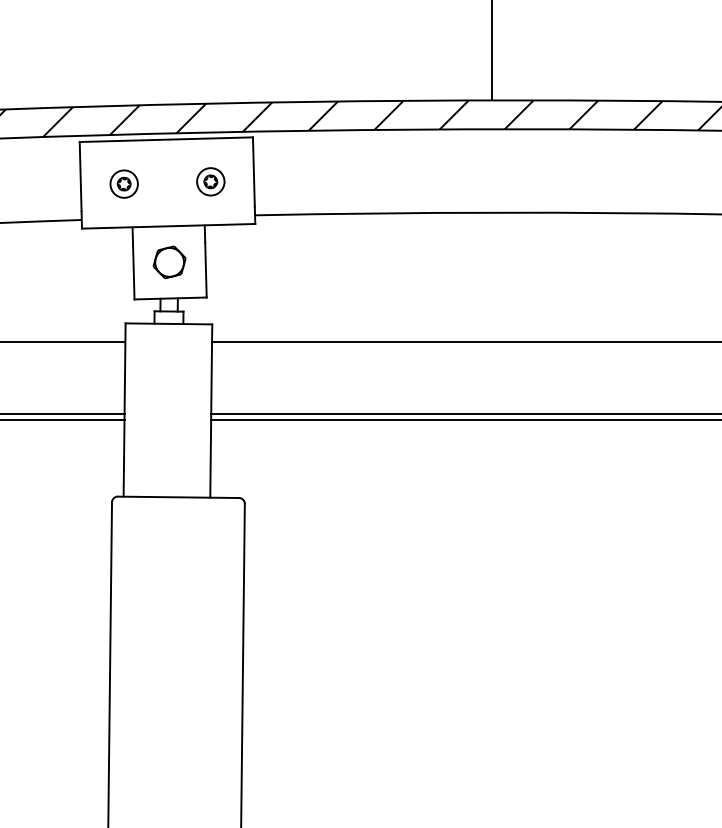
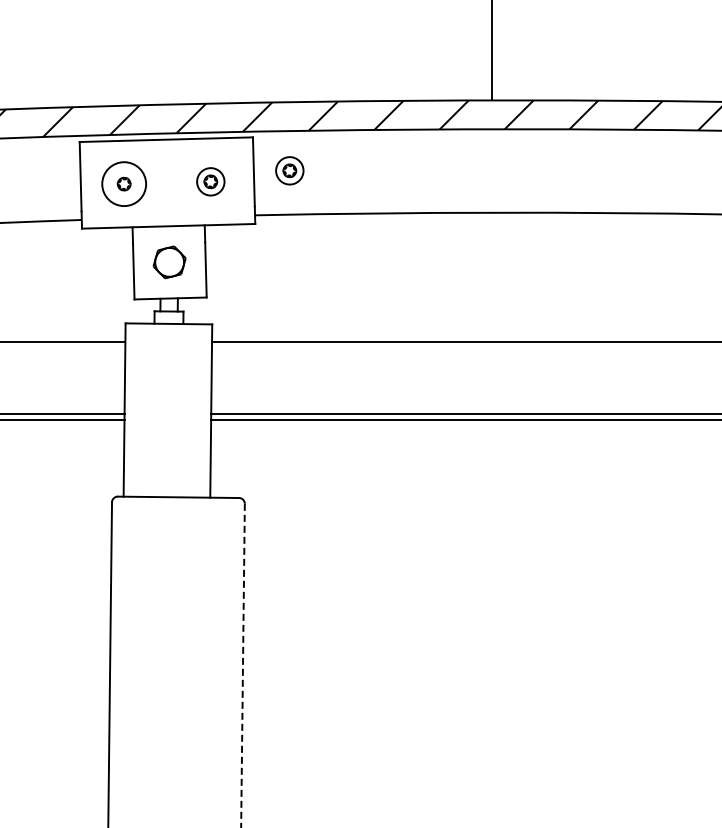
part: none -> present (289, 170)
circle diameter: 27 px -> 44 px (124, 184)
line: solid -> dashed (243, 665)
